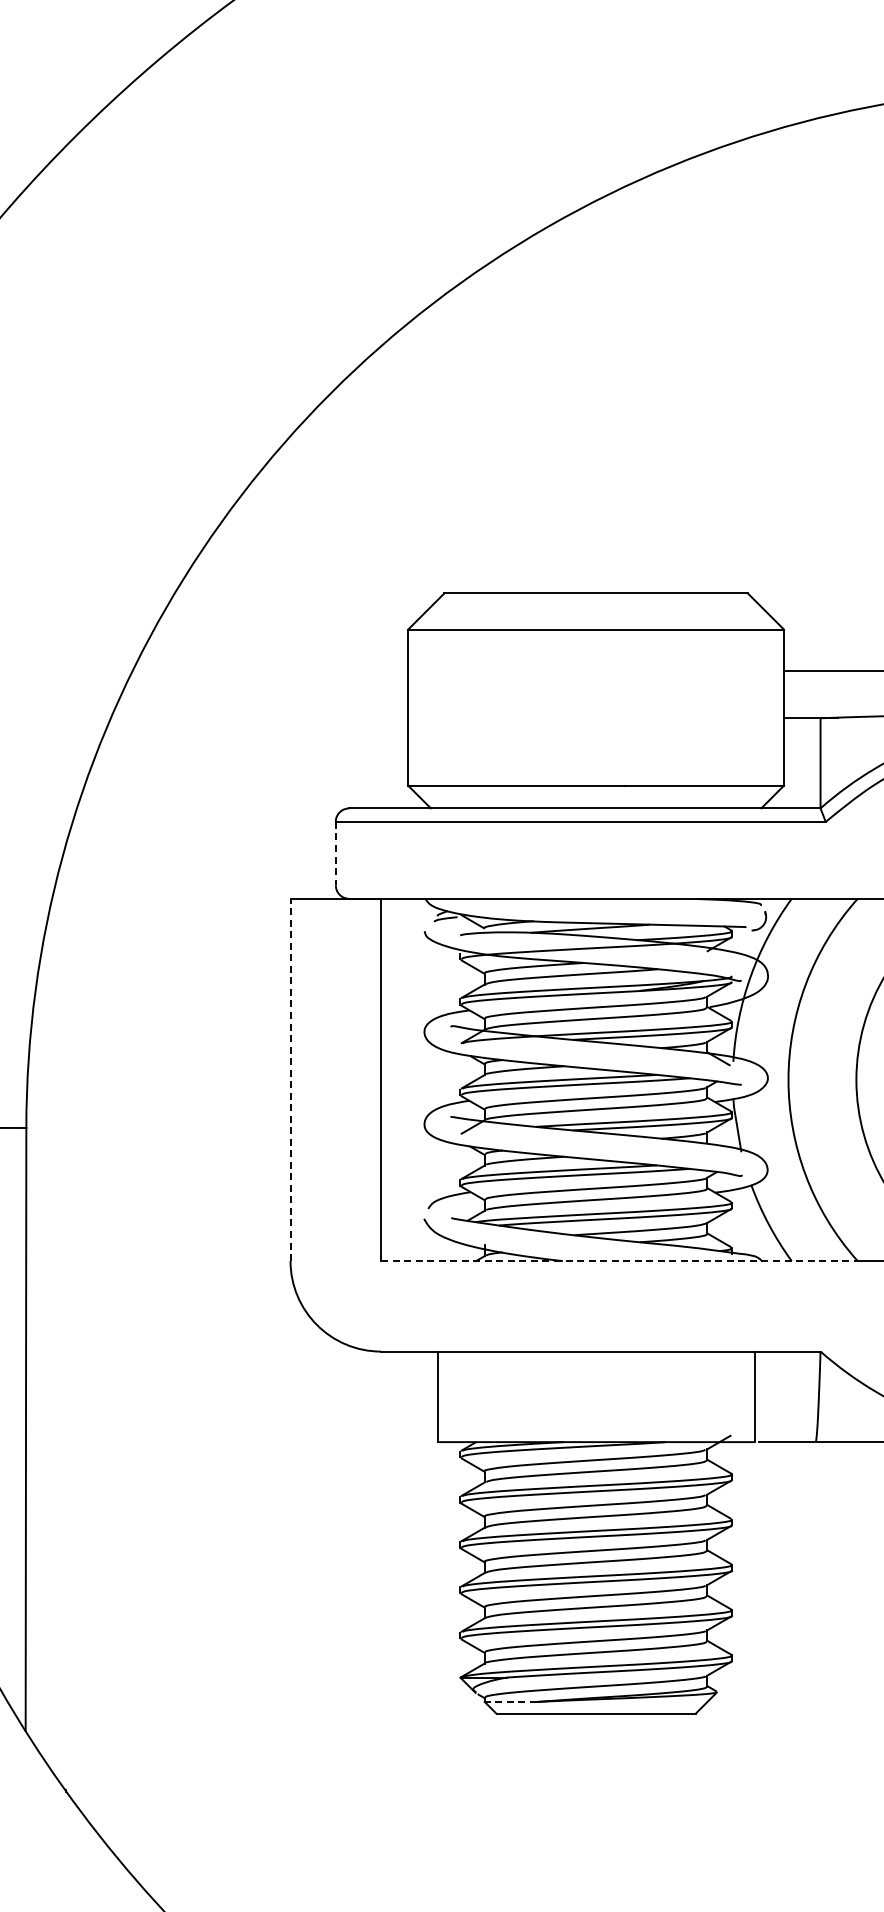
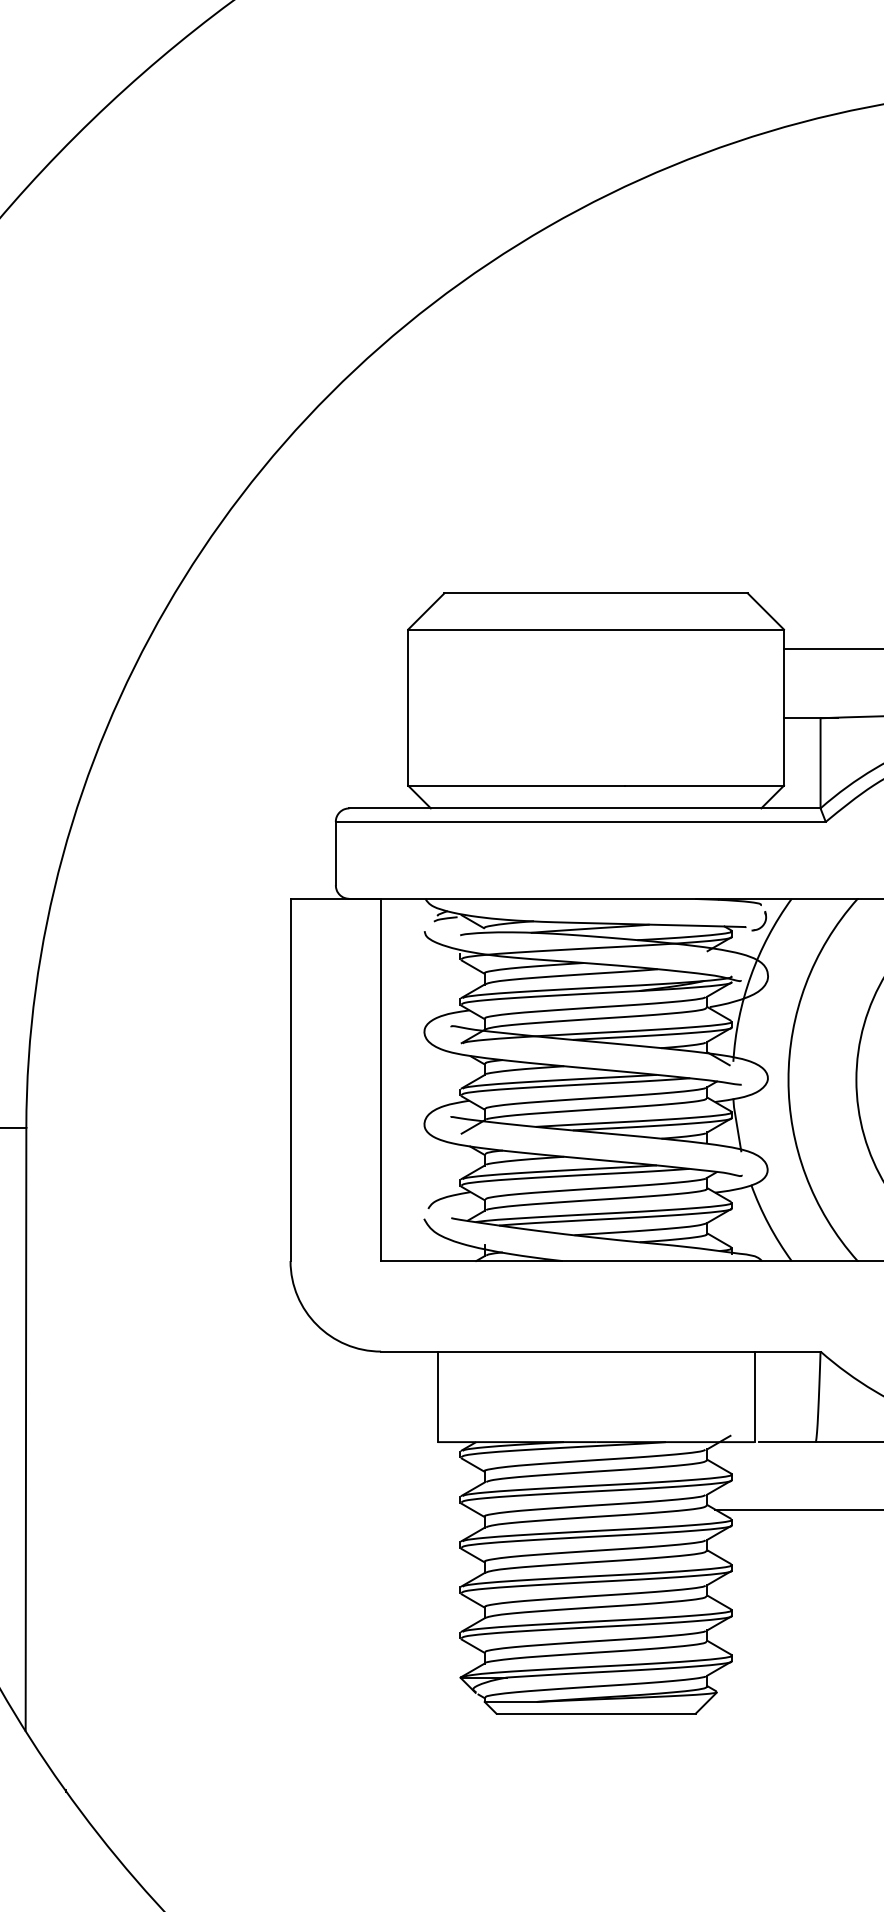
line position: (831, 671) -> (831, 649) (831, 649)
line: dashed -> solid (335, 853)
line: dashed -> solid (290, 1079)
line: dashed -> solid (619, 1261)
line: none -> present (797, 1509)
line: dashed -> solid (510, 1701)
